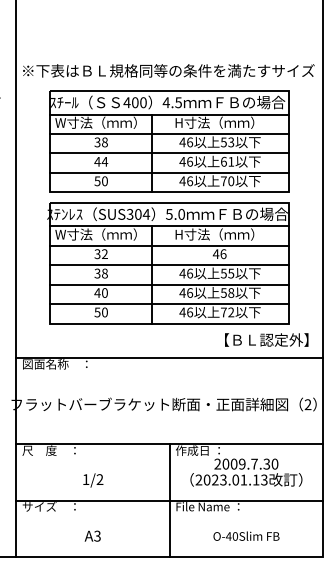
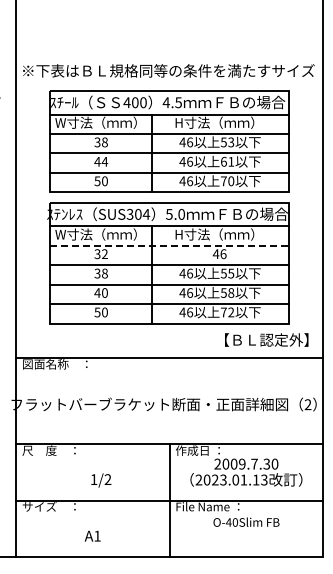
line: solid -> dashed (170, 245)
text position: (93, 480) -> (101, 480) (101, 480)
text: A3 -> A1 (97, 535)
text position: (246, 535) -> (246, 521) (246, 521)
